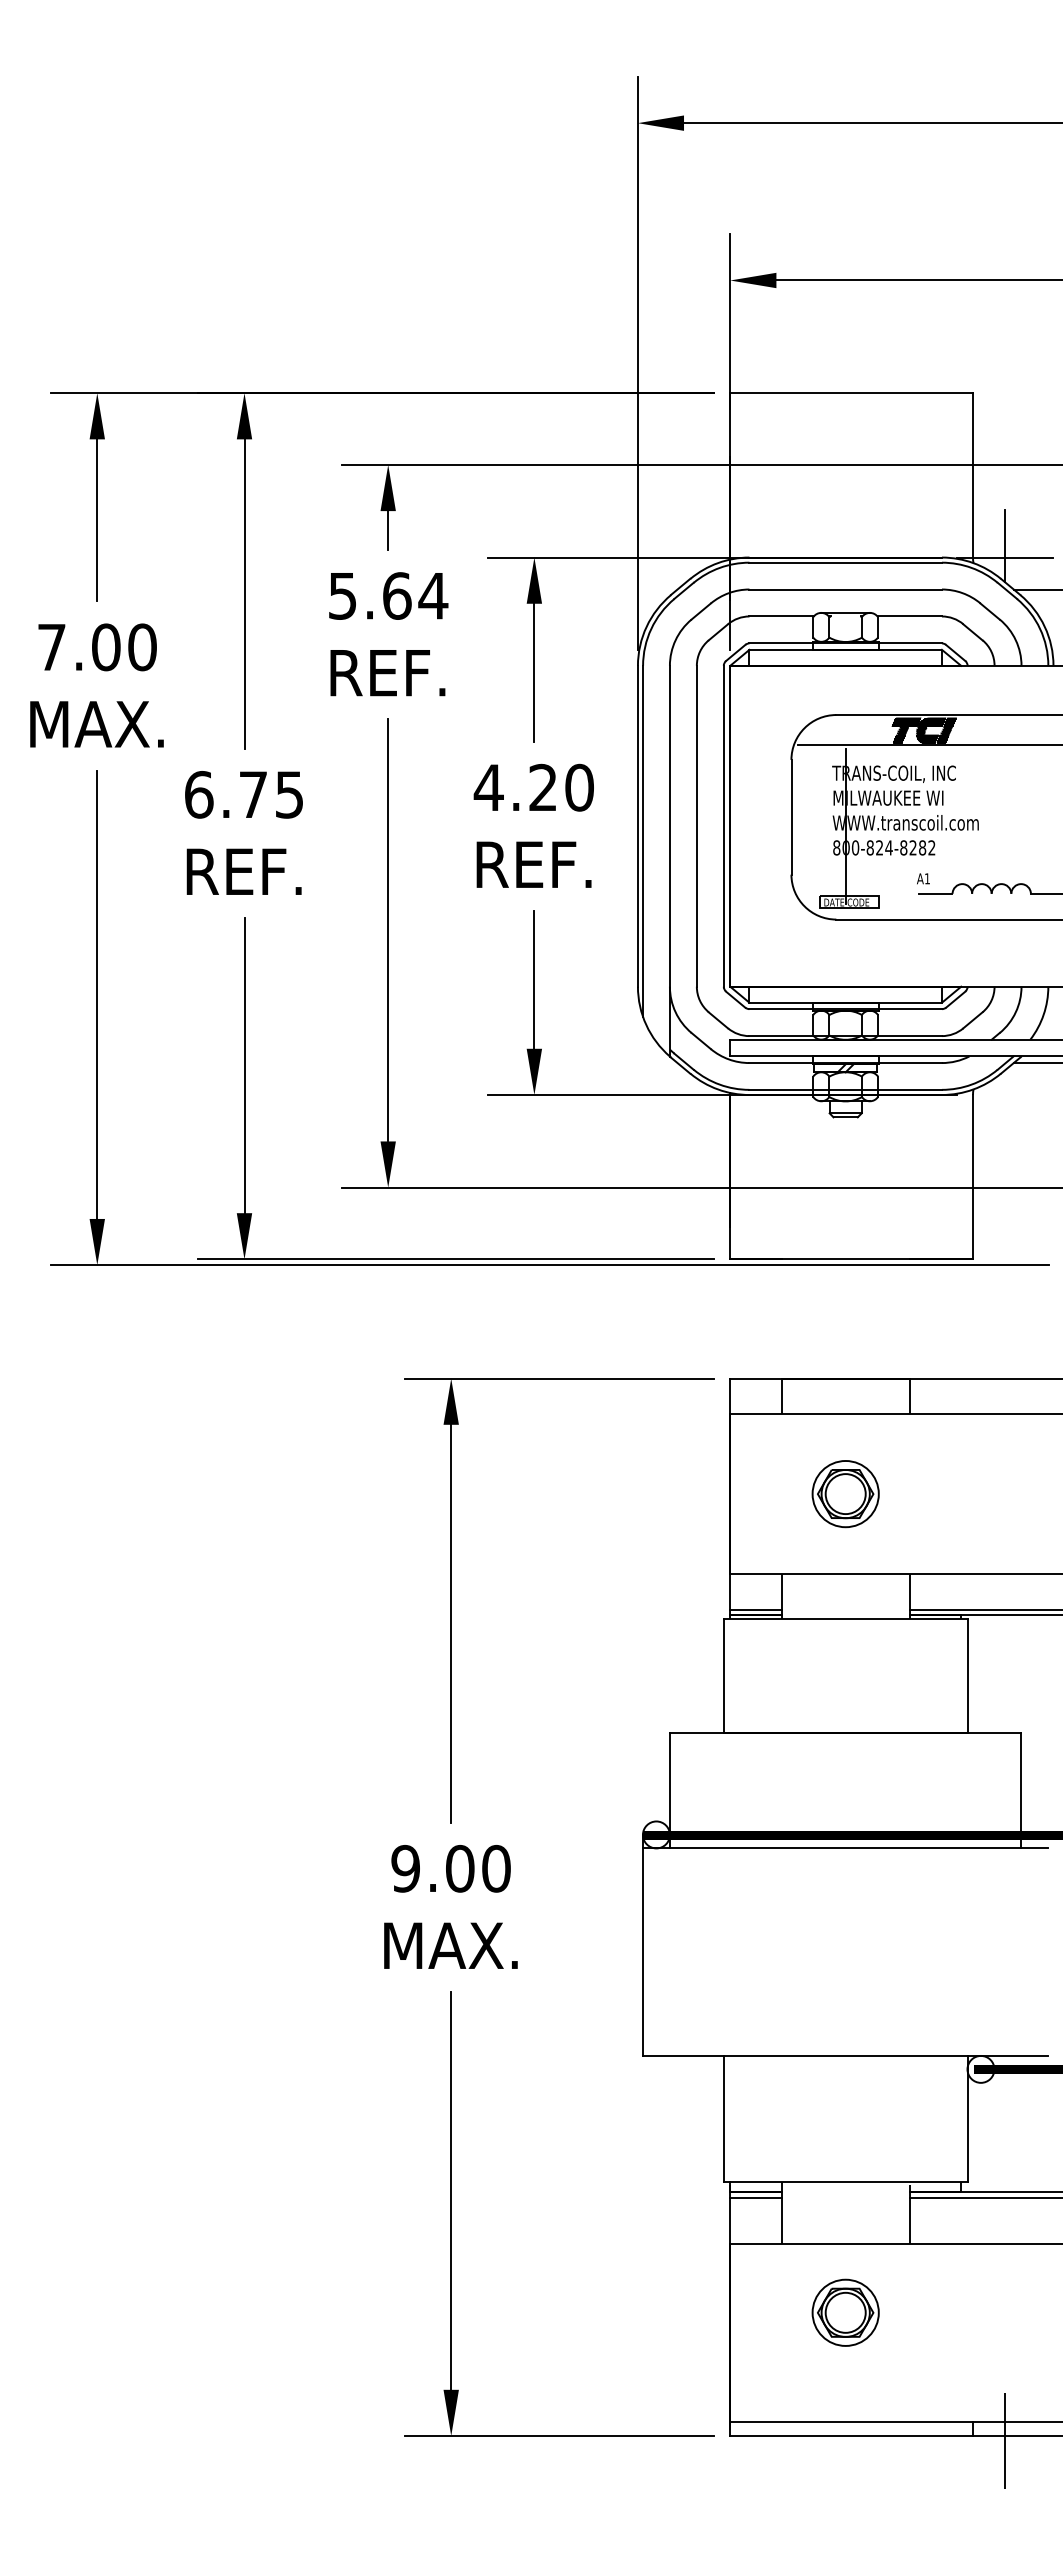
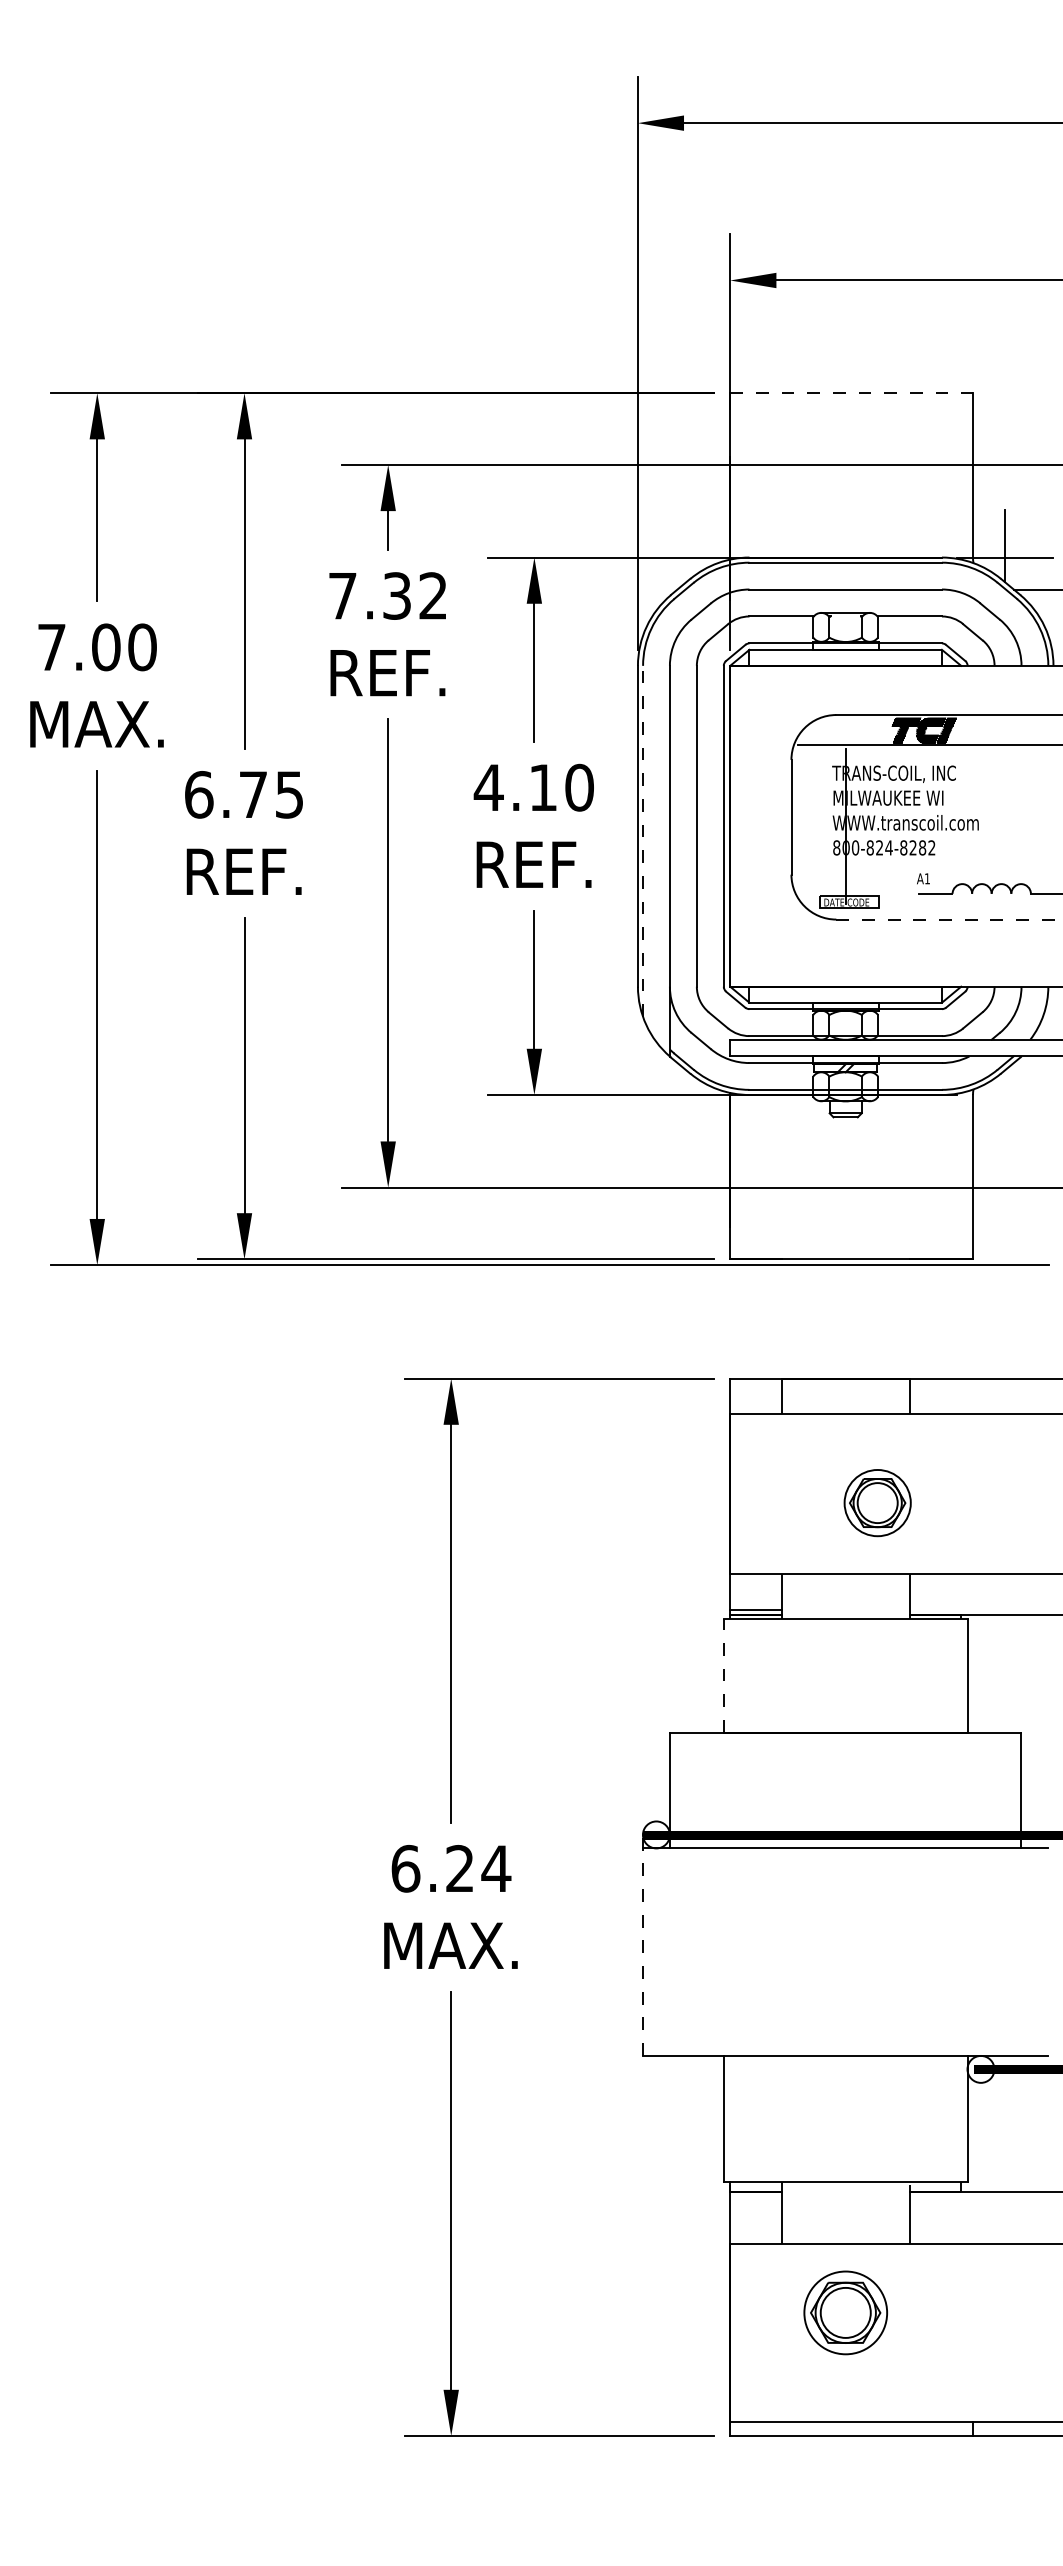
line: solid -> dashed (852, 393)
text: 5.64 -> 7.32 (388, 595)
text: 4.20 -> 4.10 (542, 786)
line: solid -> dashed (642, 841)
line: solid -> dashed (949, 919)
line: present -> none (1036, 1062)
part position: (845, 1494) -> (877, 1503) (877, 1503)
line: present -> none (984, 1609)
line: solid -> dashed (723, 1676)
text: 9.00 -> 6.24 (451, 1868)
line: solid -> dashed (642, 1944)
line: present -> none (755, 2197)
line: present -> none (984, 2197)
part size: 69x69 px -> 85x86 px (845, 2312)
line: present -> none (1005, 2441)
